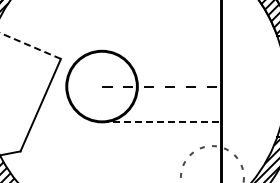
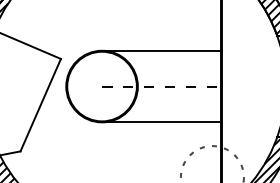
line: dashed -> solid (30, 46)
line: none -> present (161, 50)
line: dashed -> solid (161, 122)
